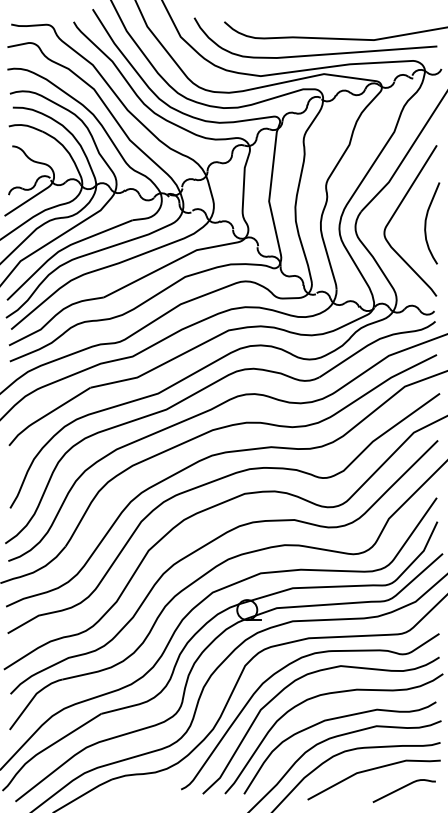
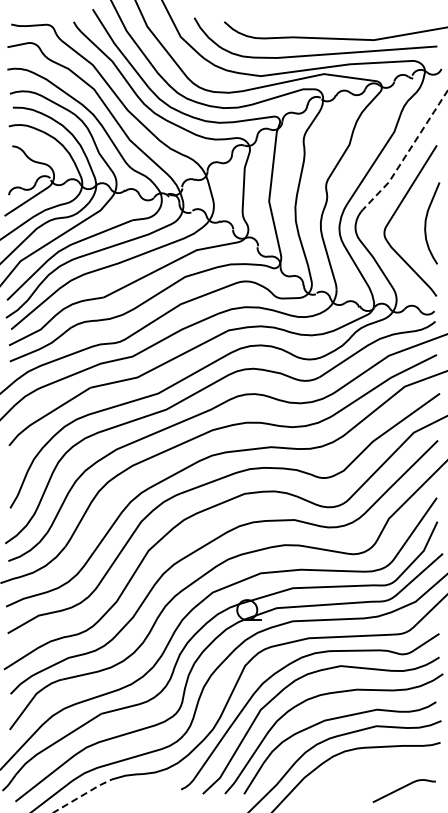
line: solid -> dashed (406, 154)
line: present -> none (372, 770)
line: solid -> dashed (83, 795)
